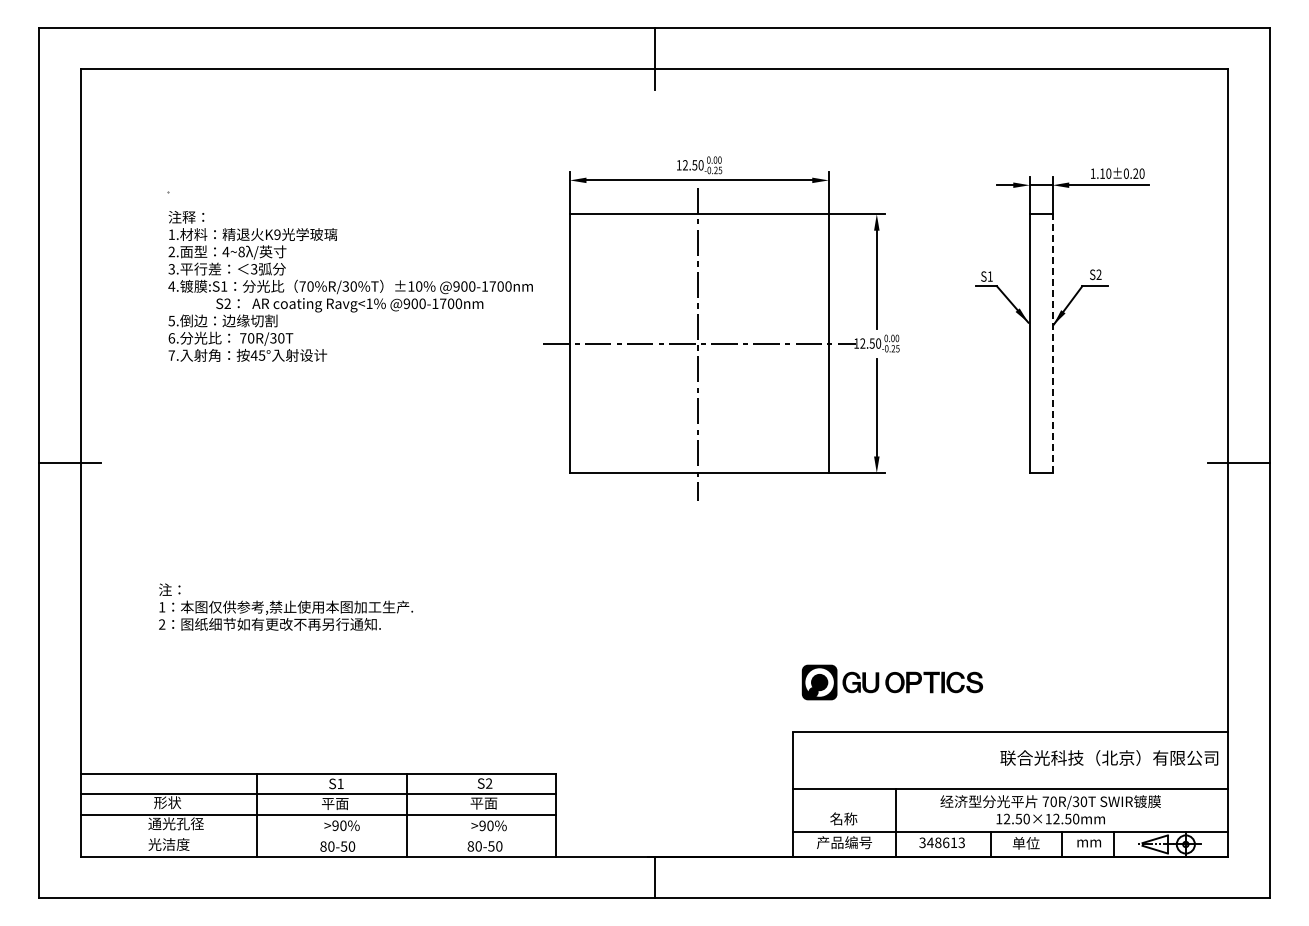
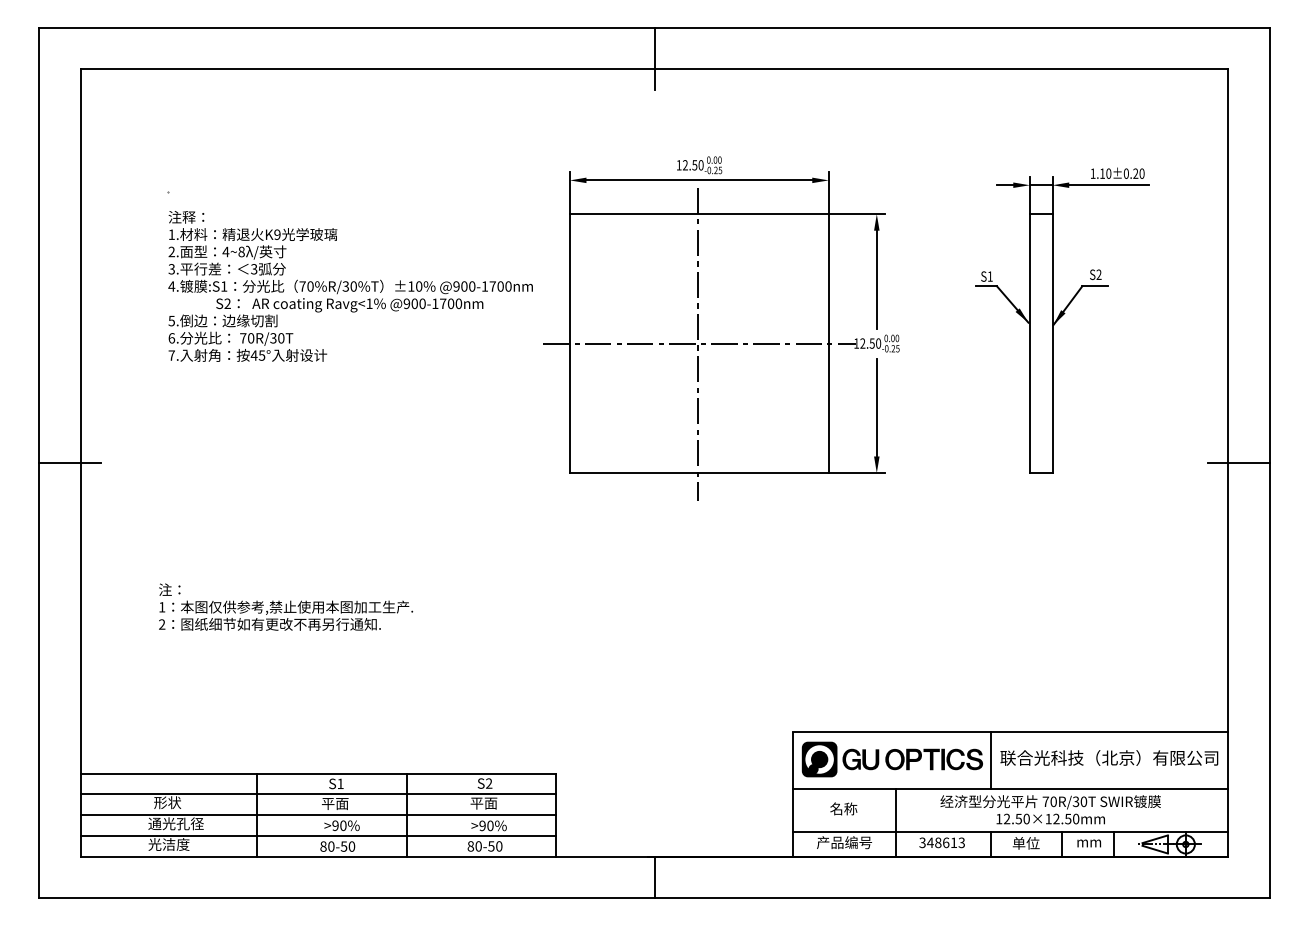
line: dashed -> solid (1052, 343)
part position: (891, 682) -> (891, 759) (891, 759)
line: none -> present (990, 760)
text position: (843, 818) -> (843, 808) (843, 808)
line: none -> present (317, 835)
